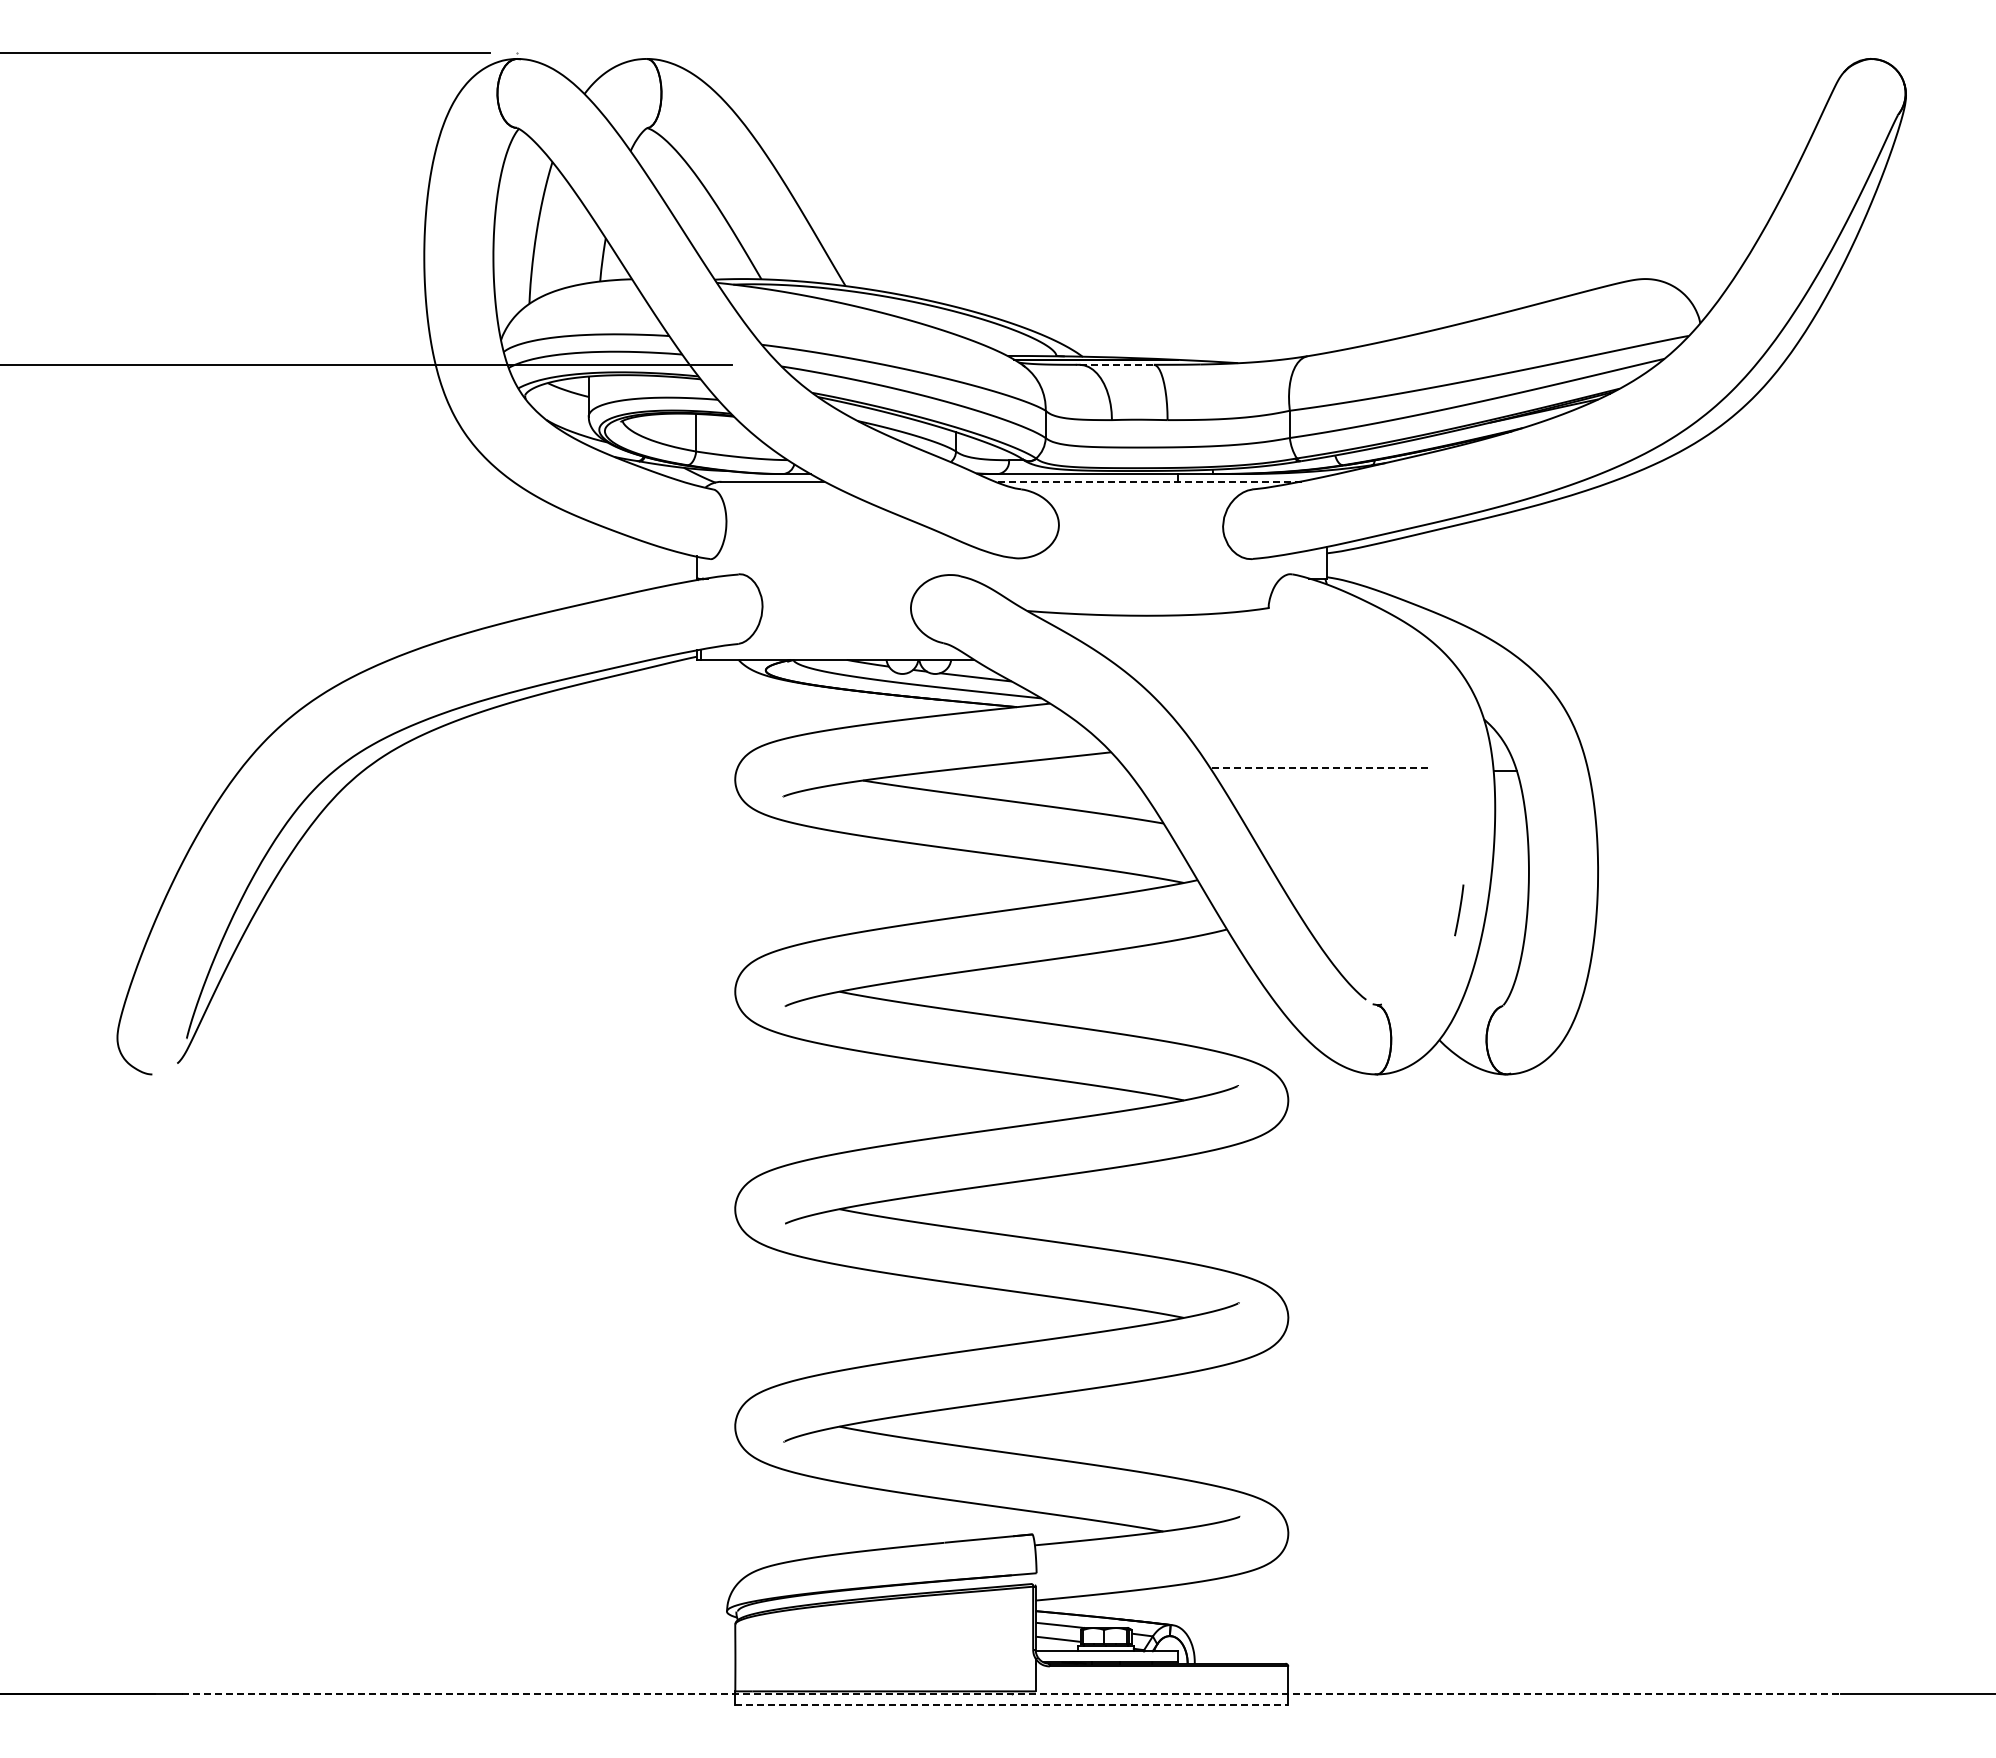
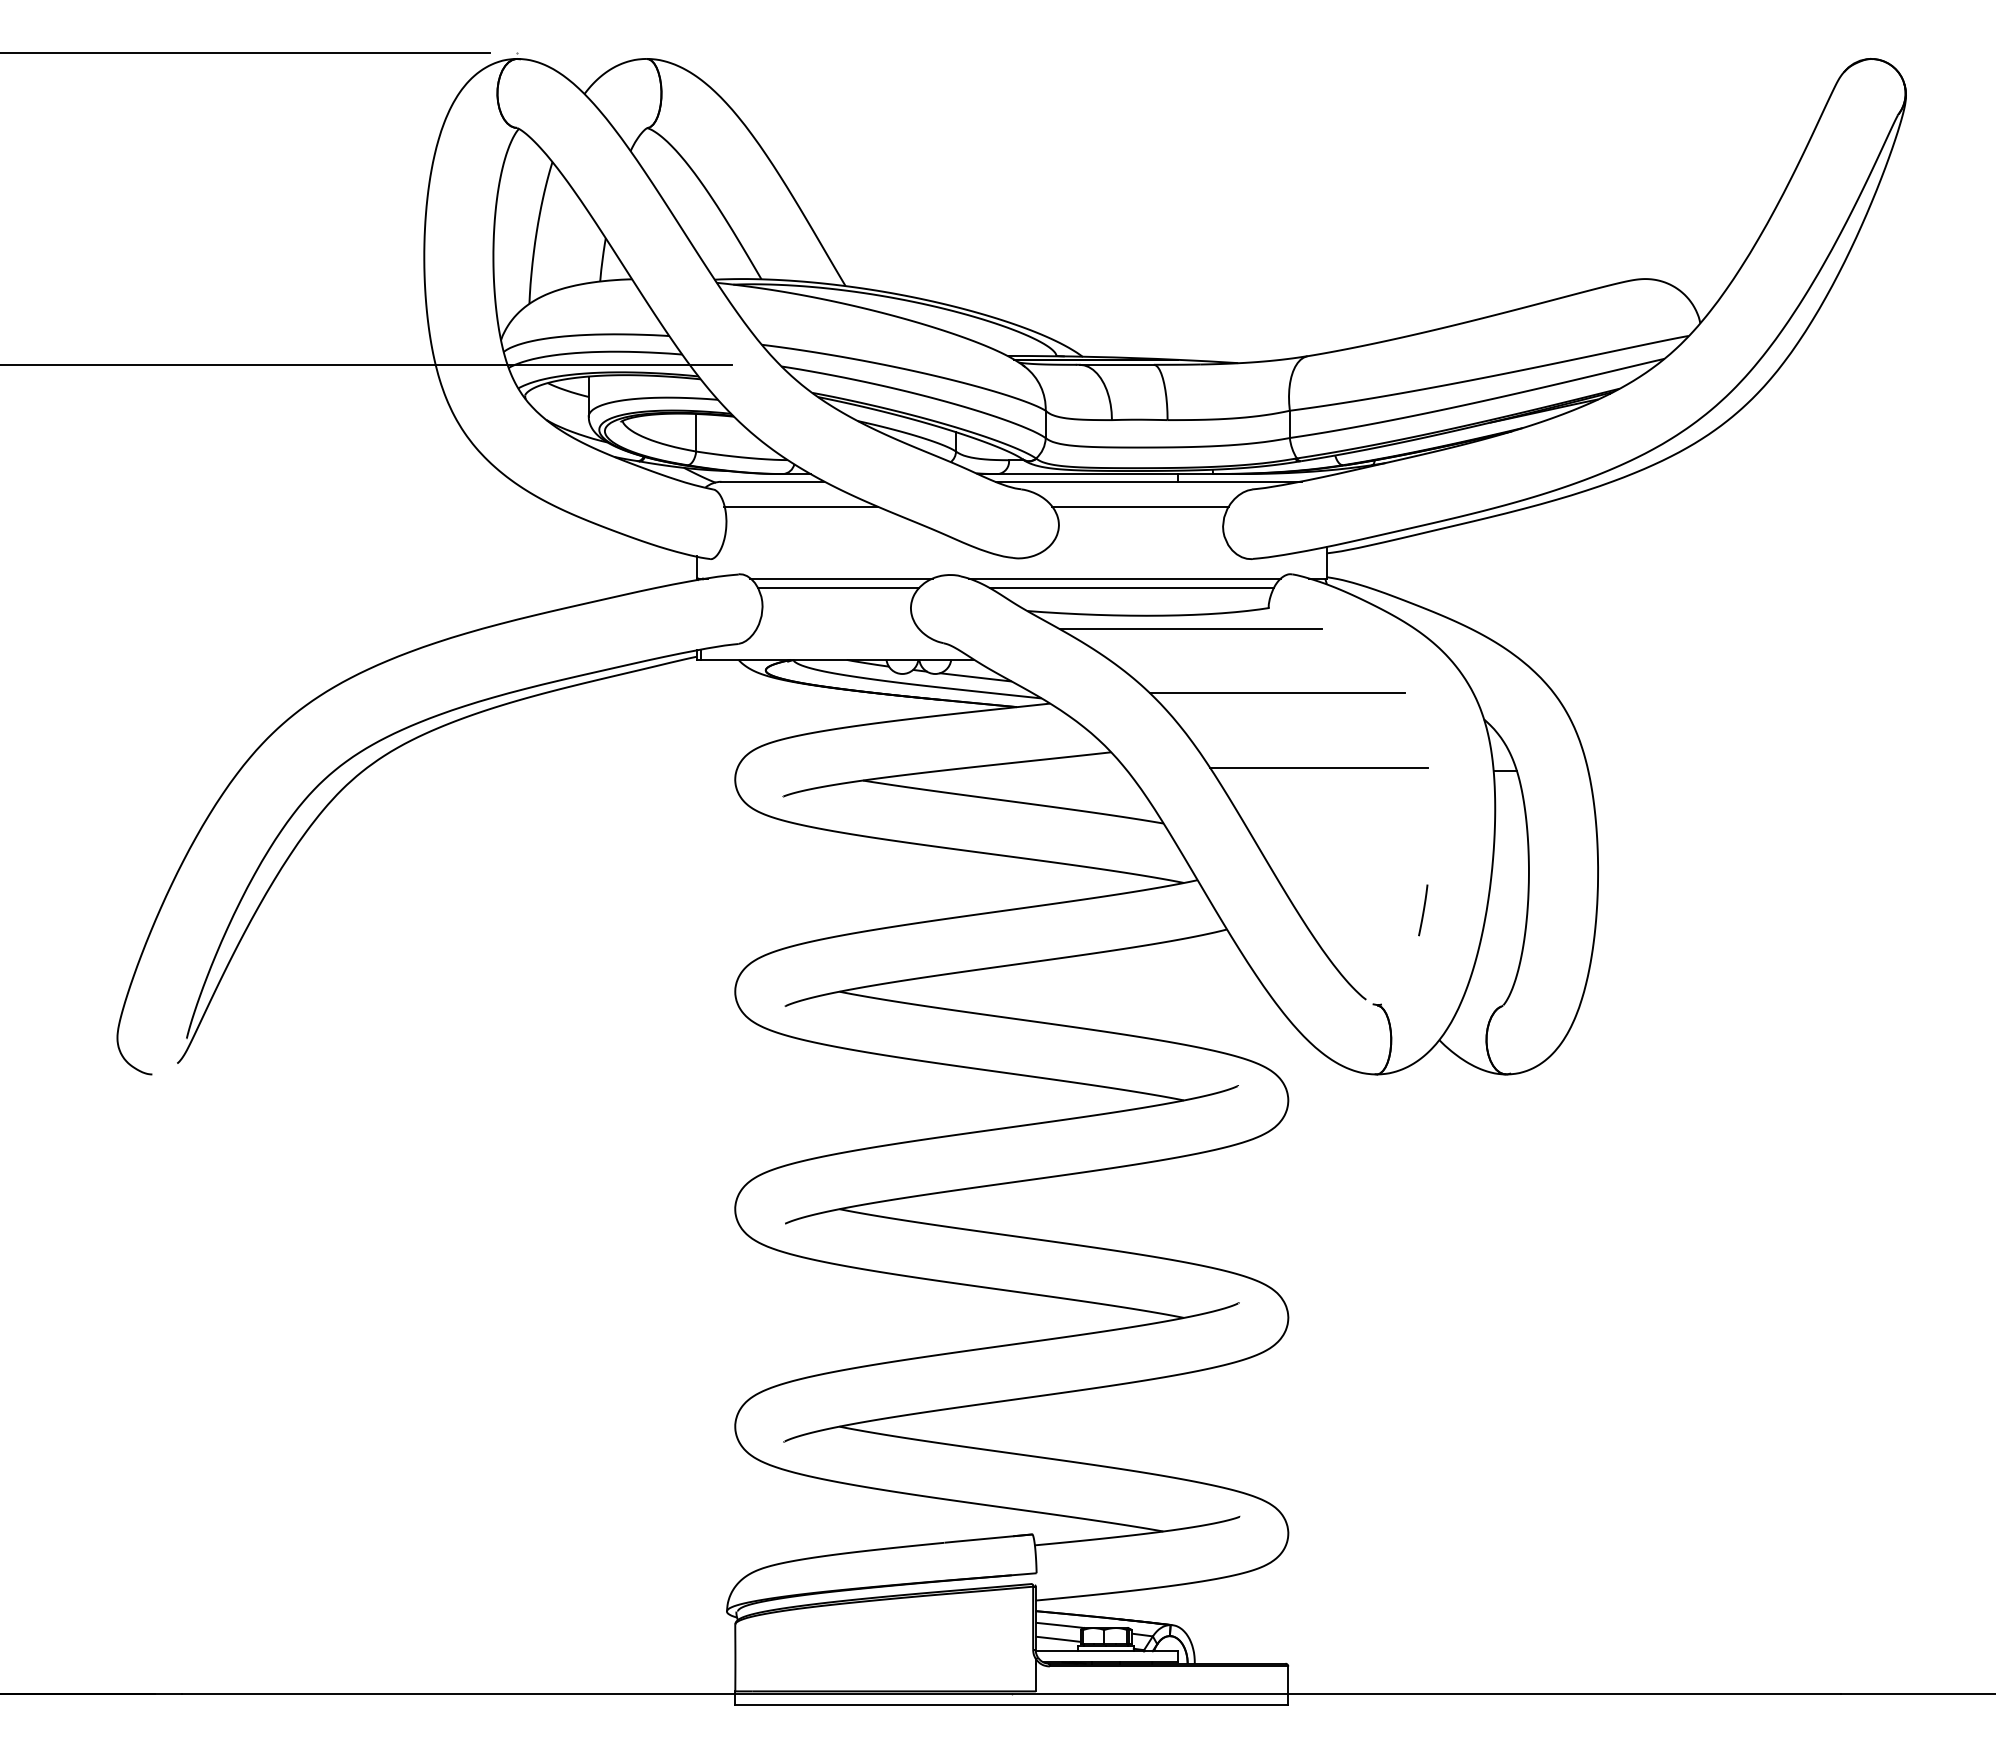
line: dashed -> solid (1117, 364)
line: dashed -> solid (1148, 481)
line: none -> present (800, 506)
line: none -> present (1140, 506)
line: none -> present (841, 578)
line: none -> present (1124, 578)
line: none -> present (838, 587)
line: none -> present (1131, 587)
line: none -> present (1191, 629)
line: none -> present (1276, 693)
line: dashed -> solid (1318, 767)
line position: (1459, 910) -> (1423, 910) (1423, 910)
line: dashed -> solid (1011, 1693)
line: dashed -> solid (1011, 1705)
